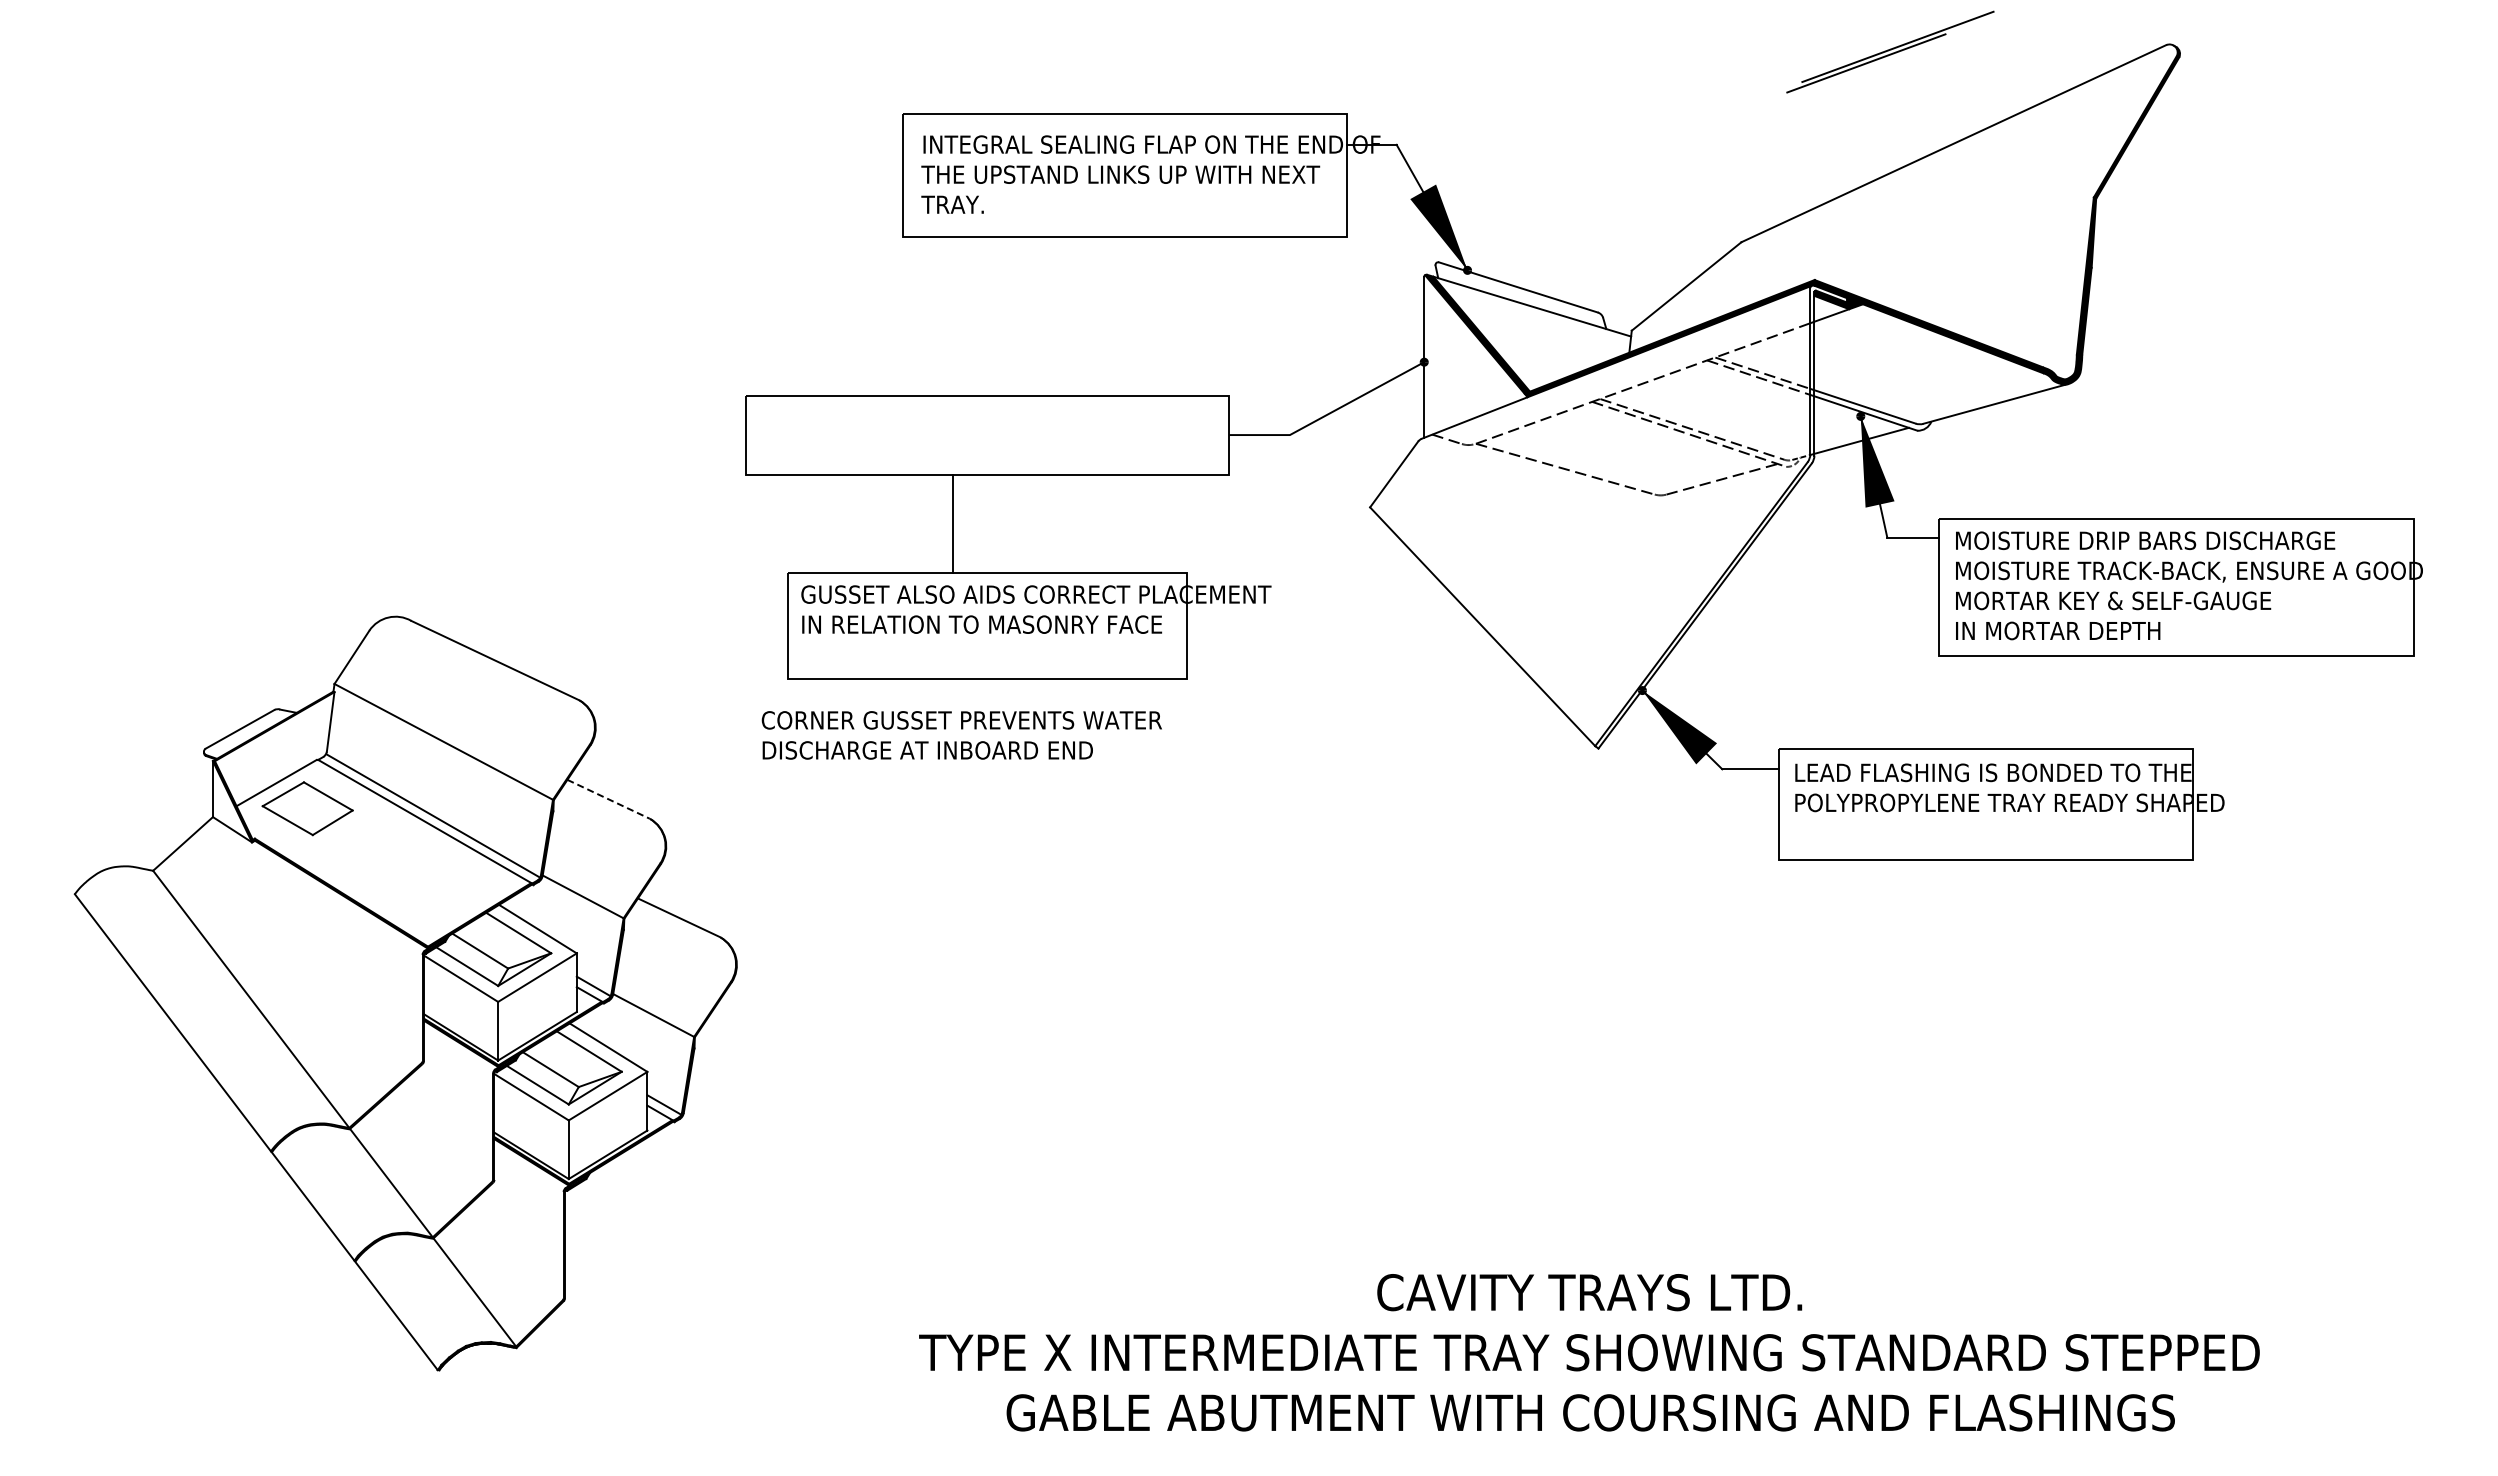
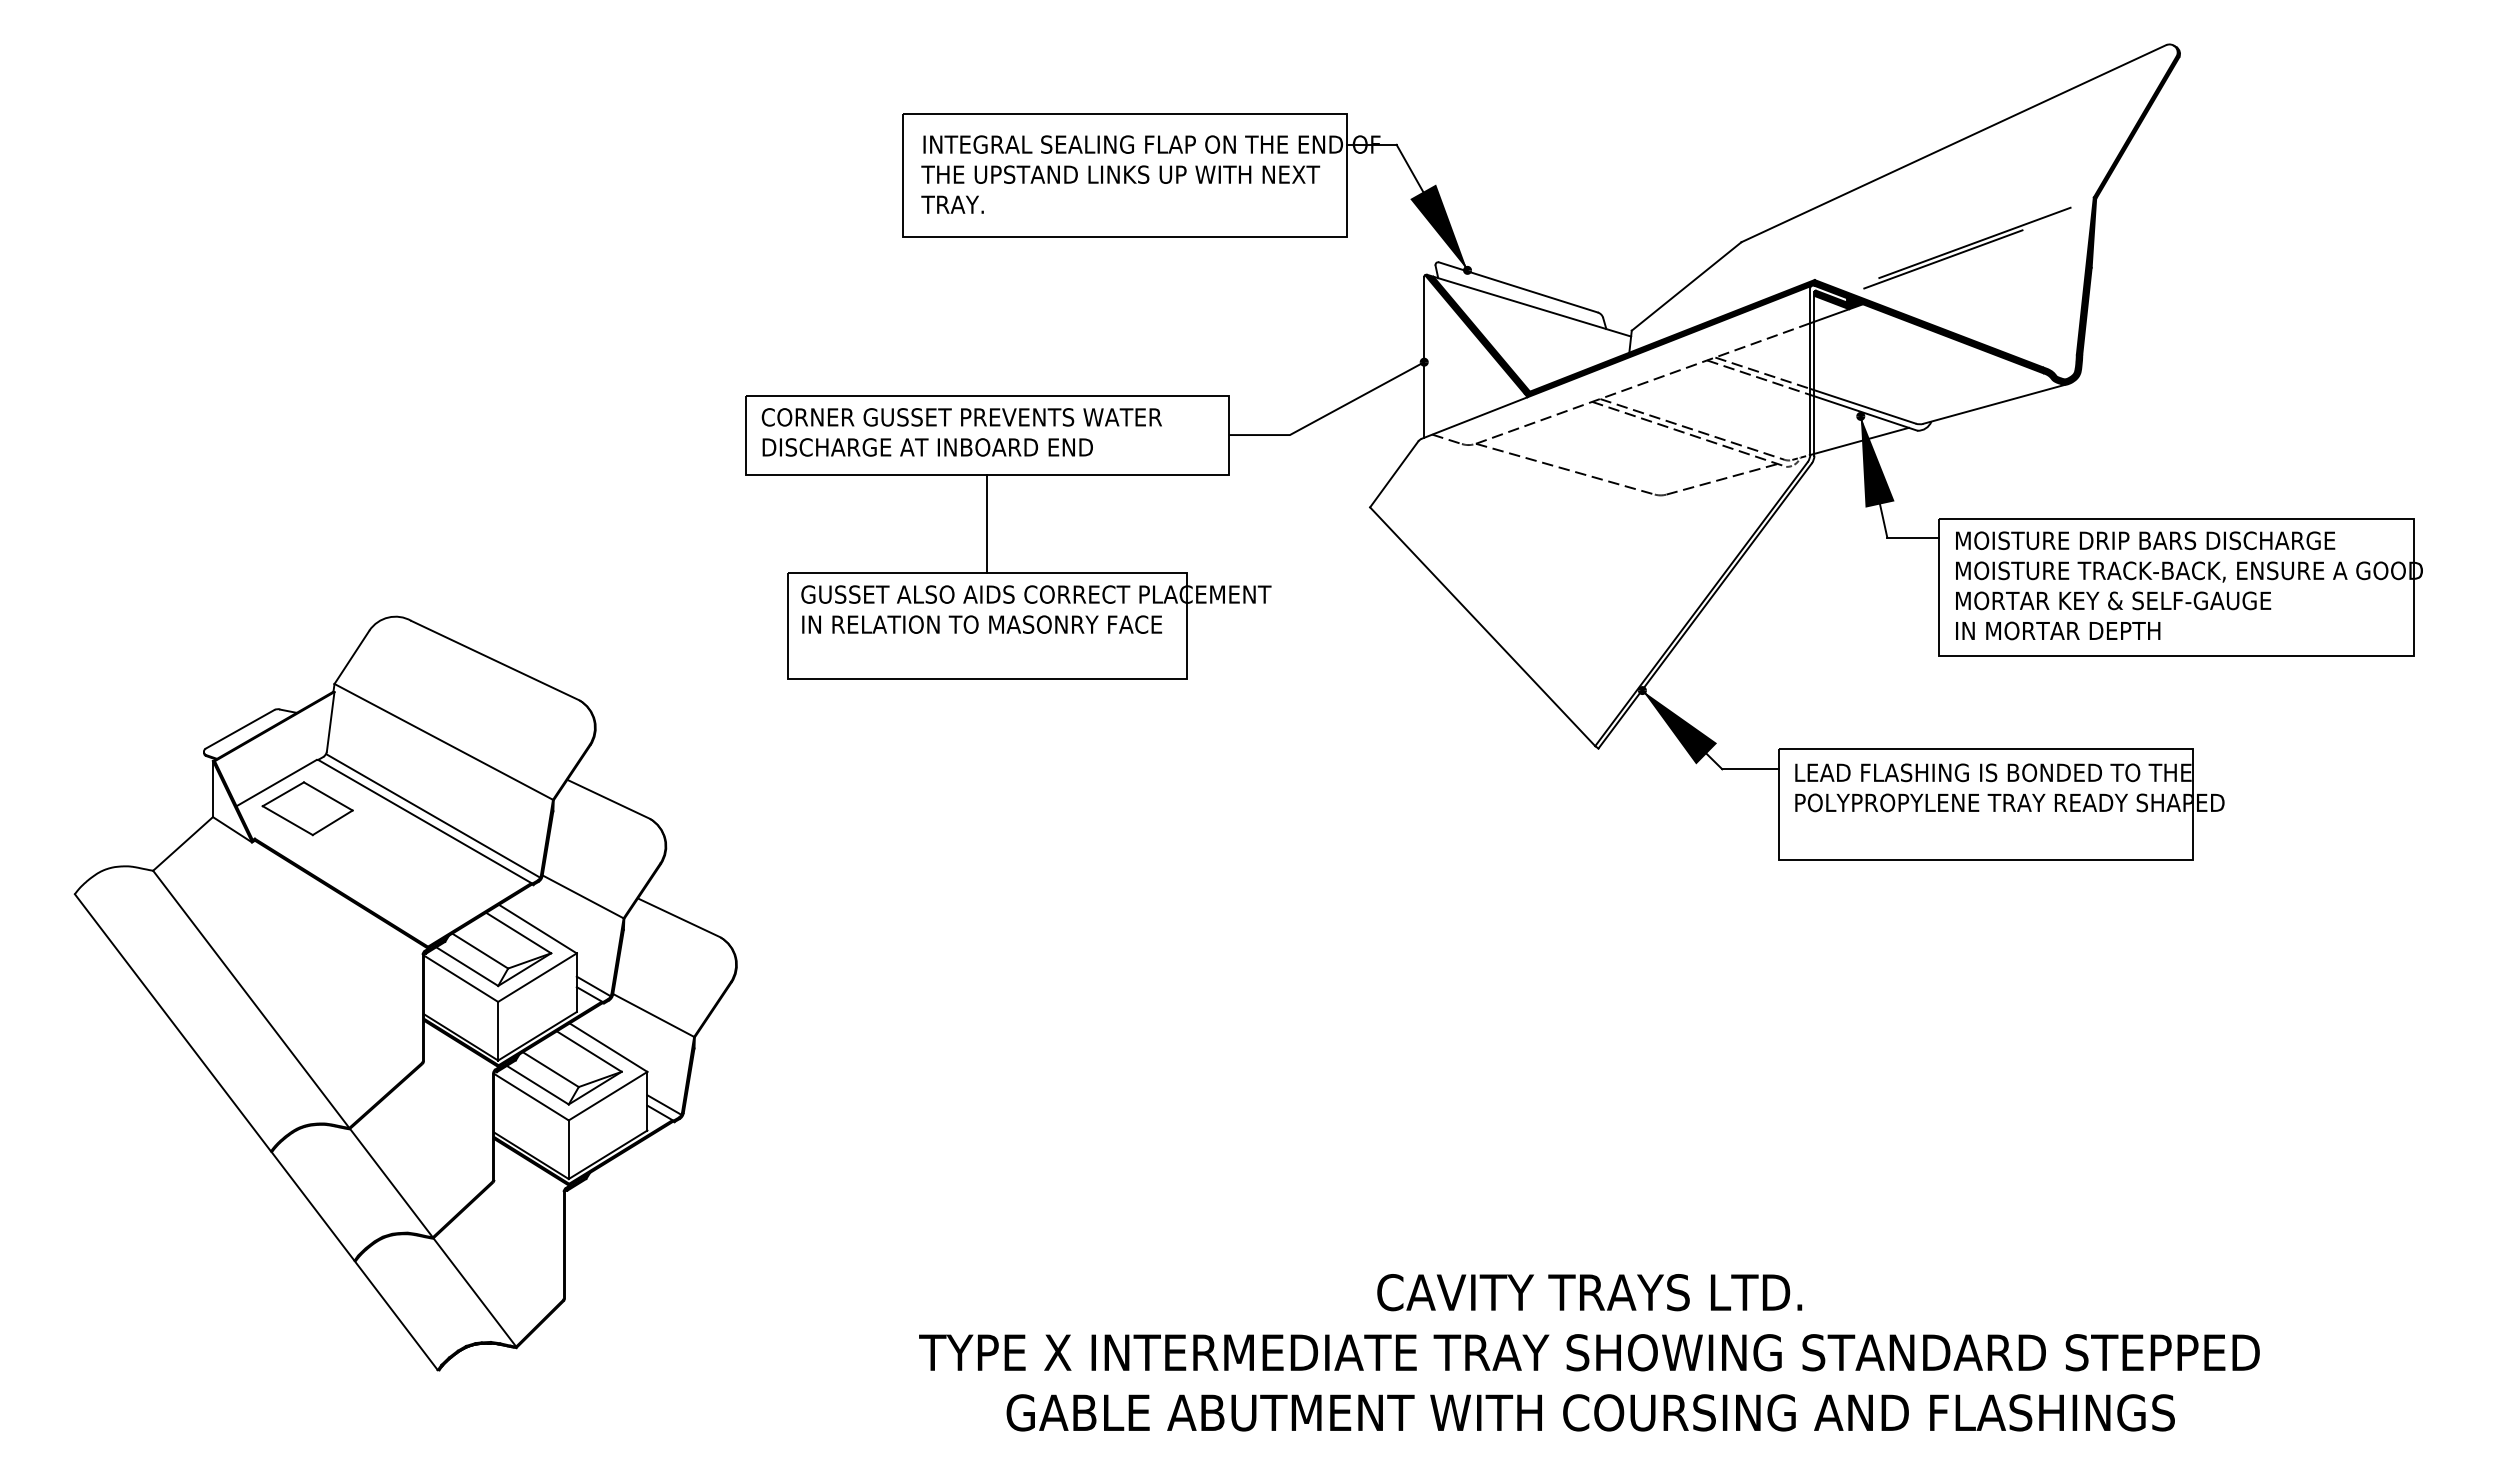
part position: (1890, 51) -> (1967, 247) (1967, 247)
line position: (953, 523) -> (987, 523) (987, 523)
text position: (961, 735) -> (961, 432) (961, 432)
line: dashed -> solid (608, 799)
